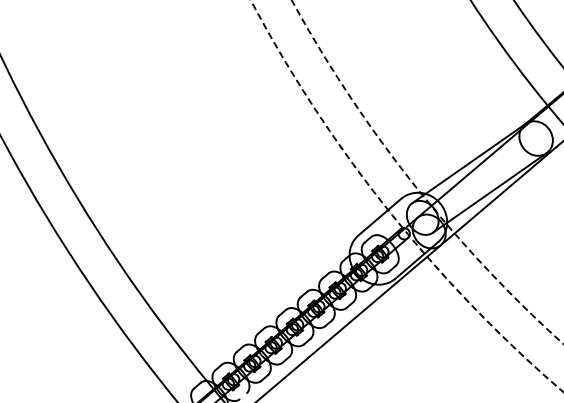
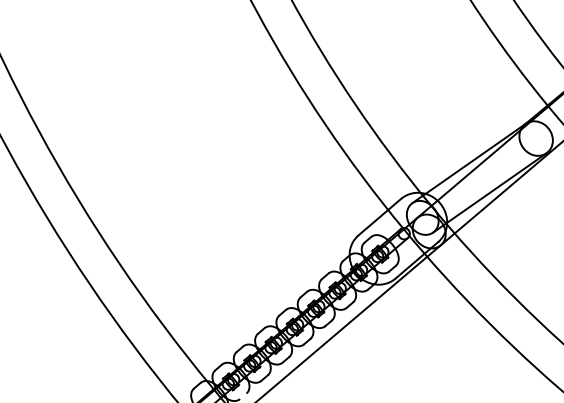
circle: dashed -> solid (427, 172)
circle: dashed -> solid (406, 196)
